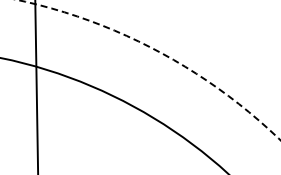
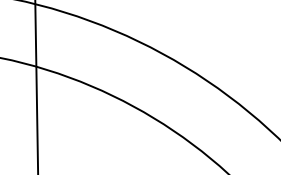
circle: dashed -> solid (149, 70)
